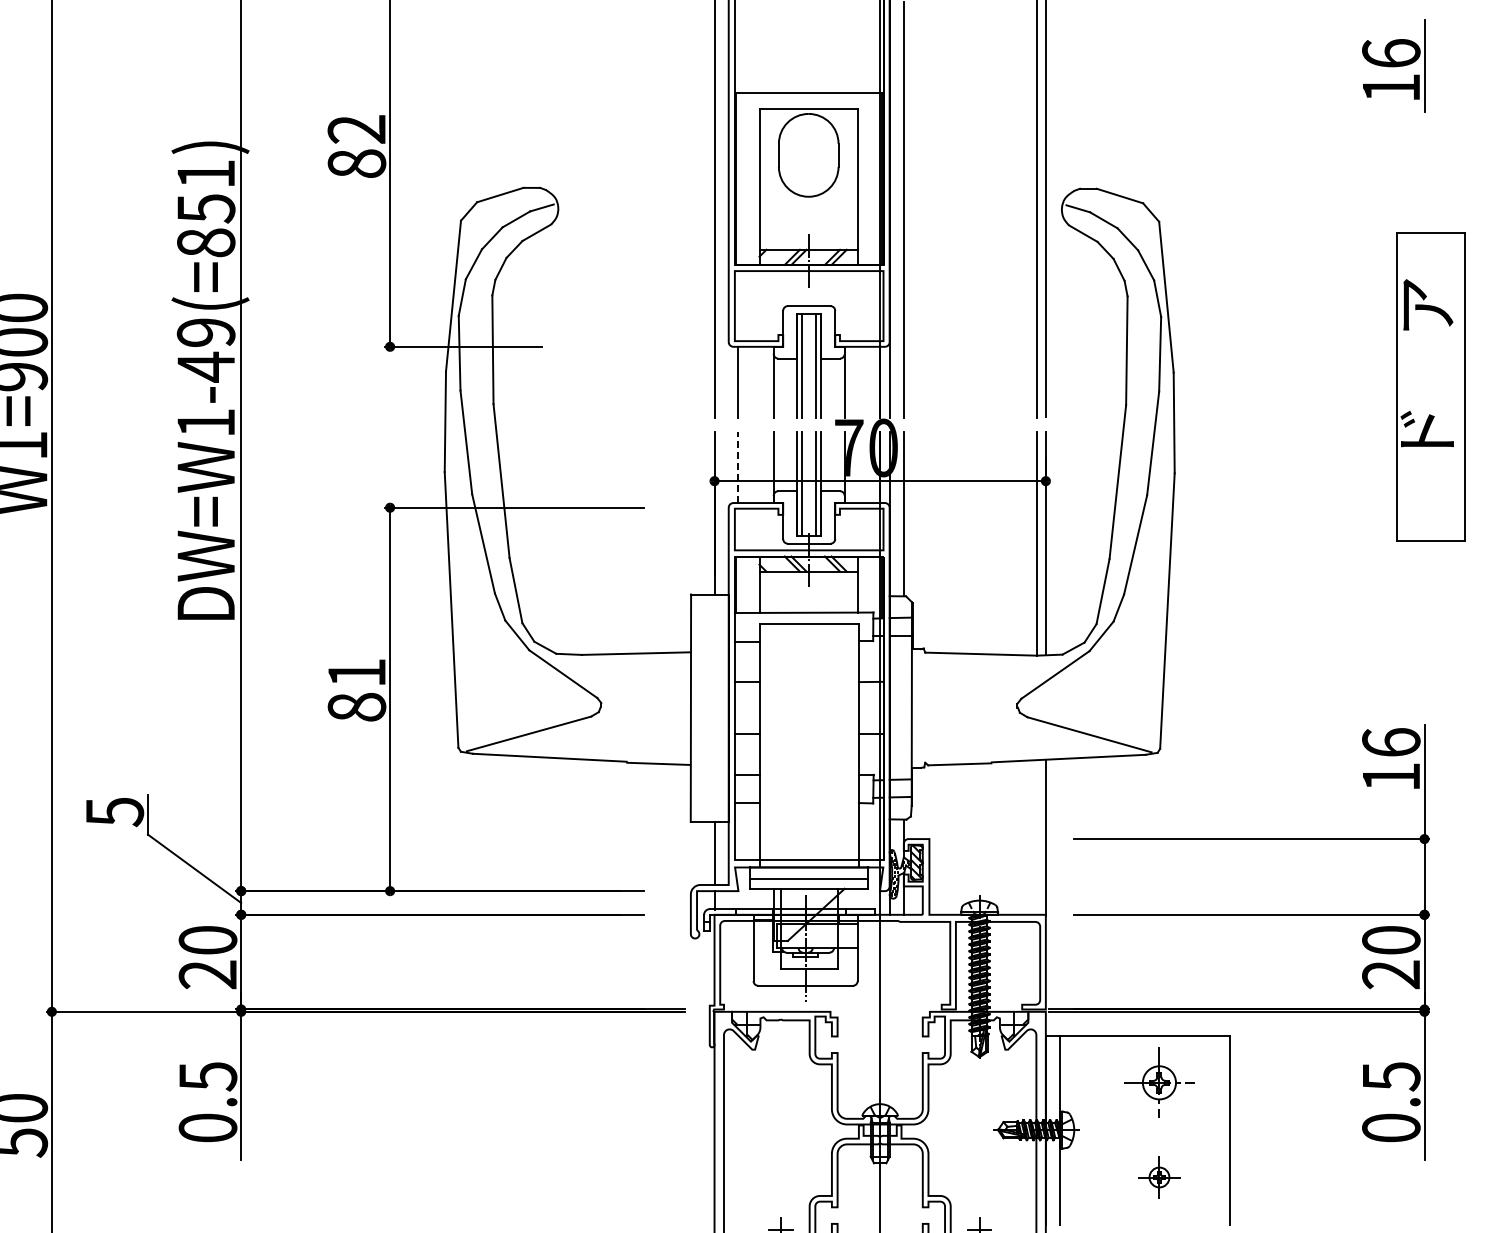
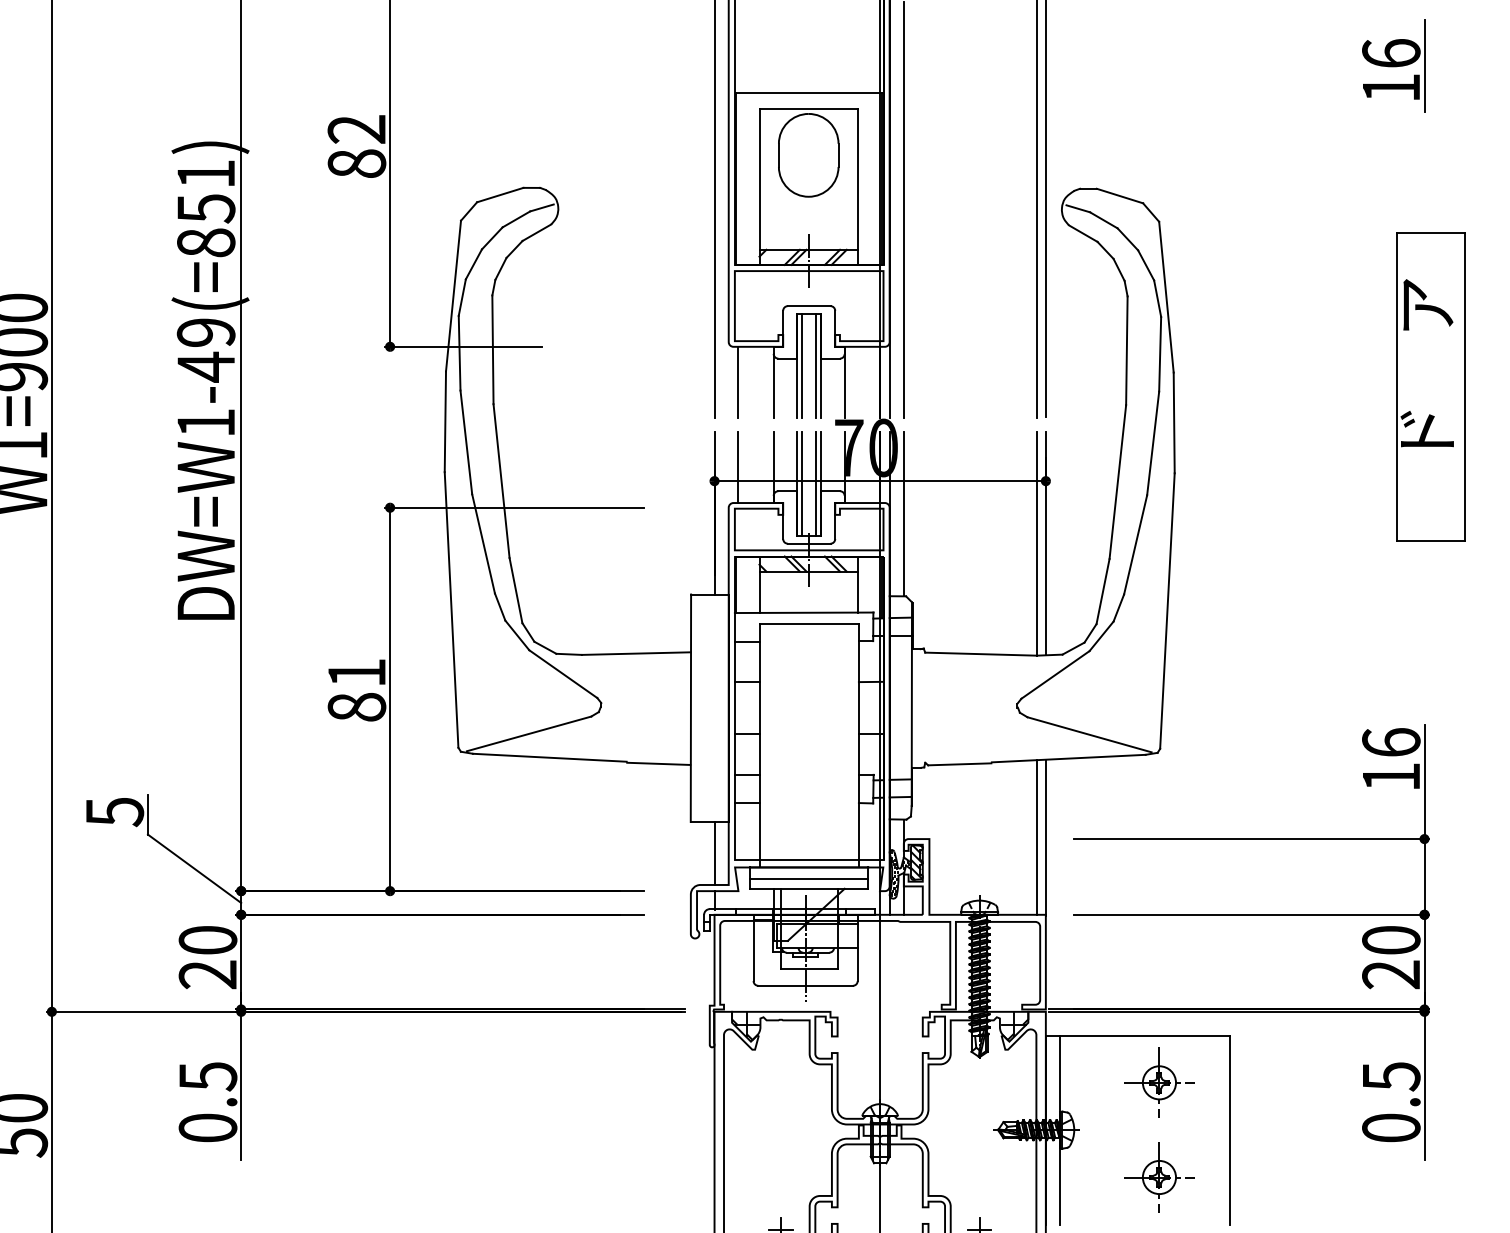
line: dashed -> solid (738, 467)
line: none -> present (1037, 837)
part size: 43x43 px -> 71x71 px (1159, 1177)
